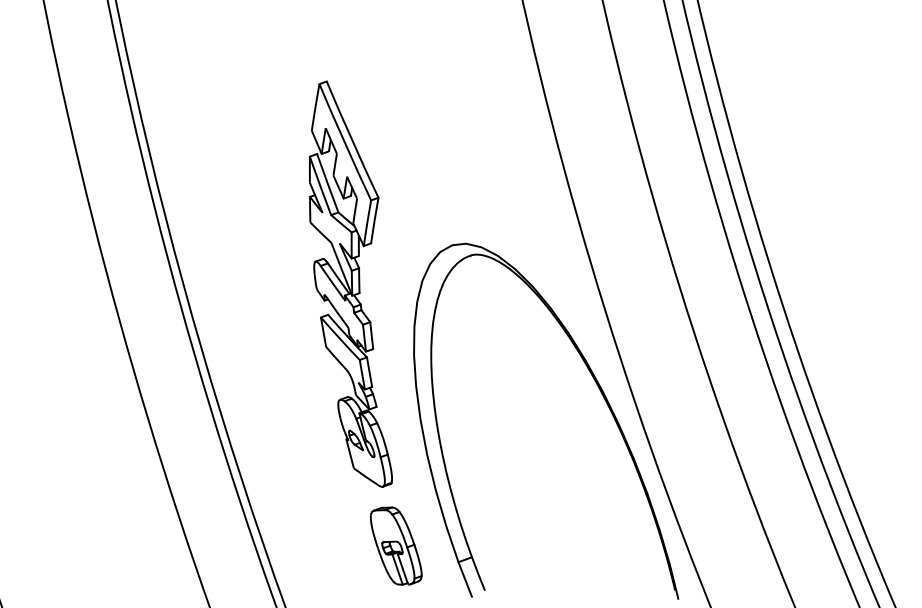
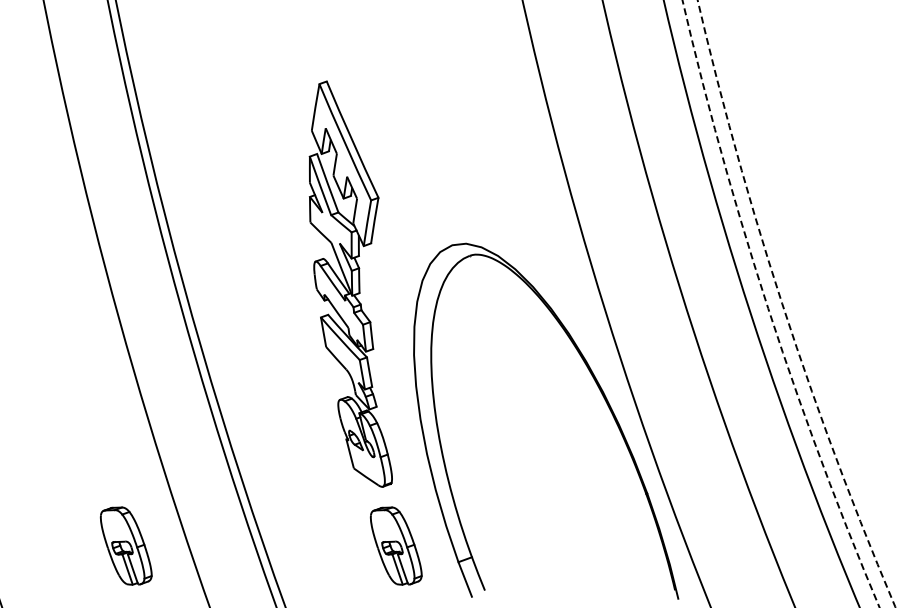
circle: solid -> dashed (780, 303)
circle: solid -> dashed (796, 303)
part: none -> present (126, 545)
